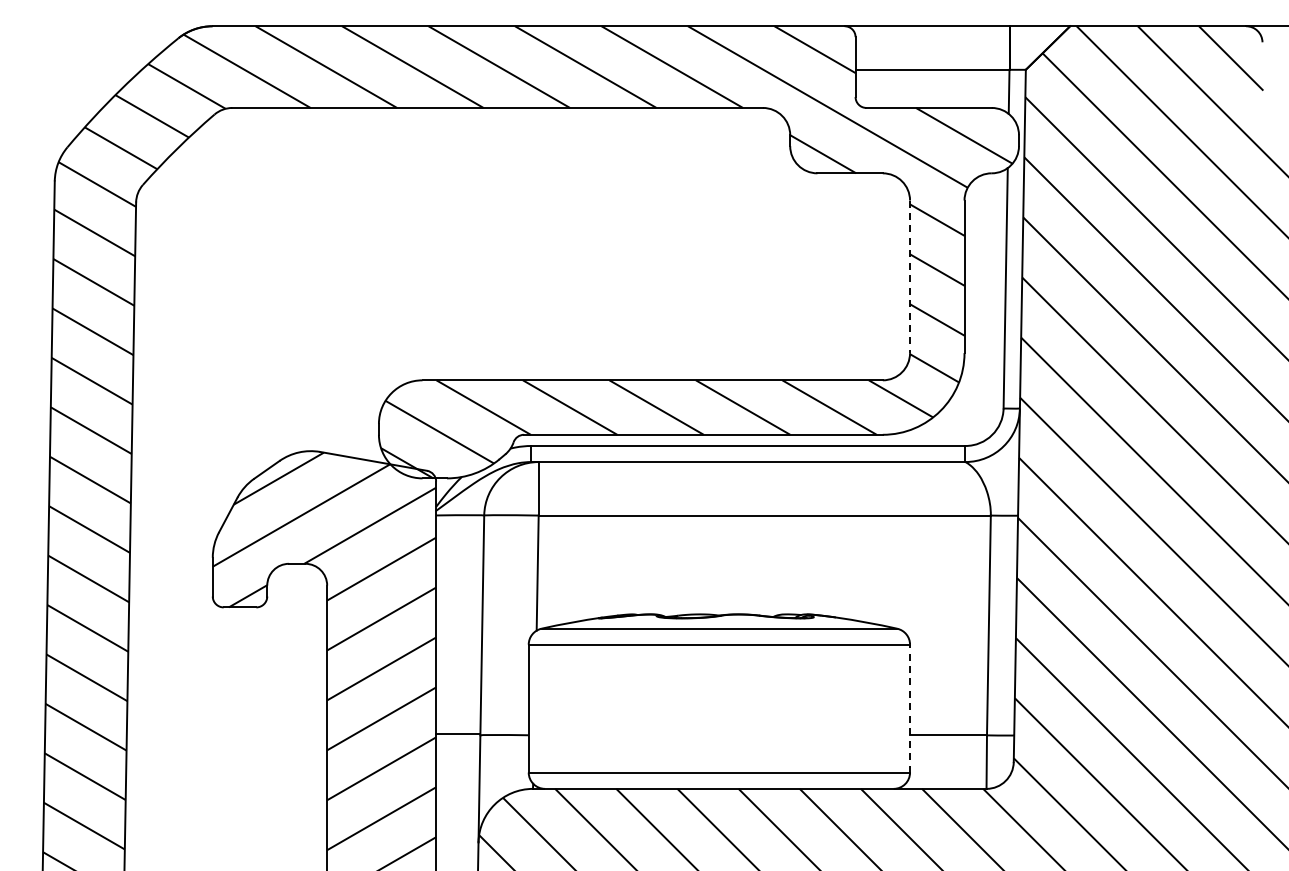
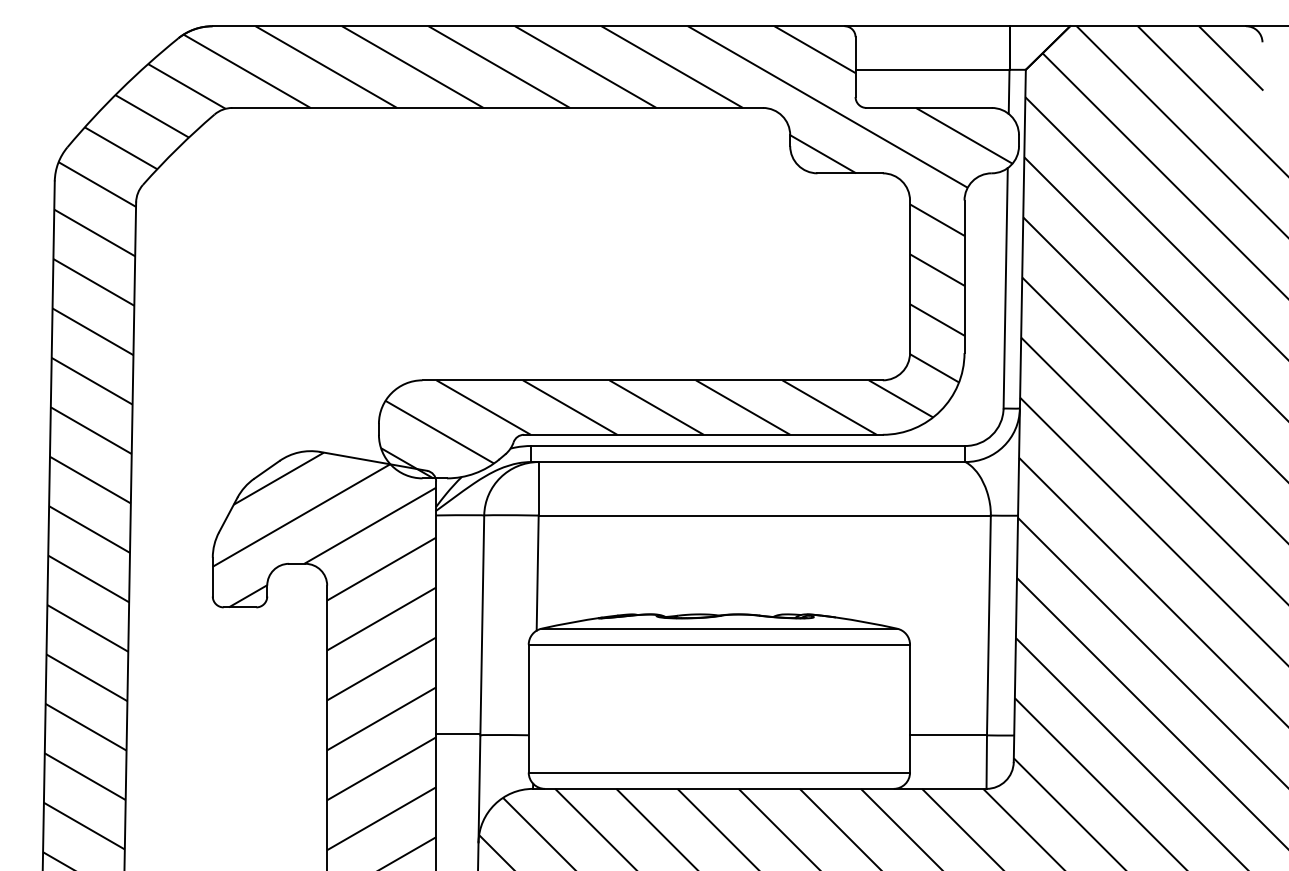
line: dashed -> solid (910, 277)
line: dashed -> solid (910, 708)
